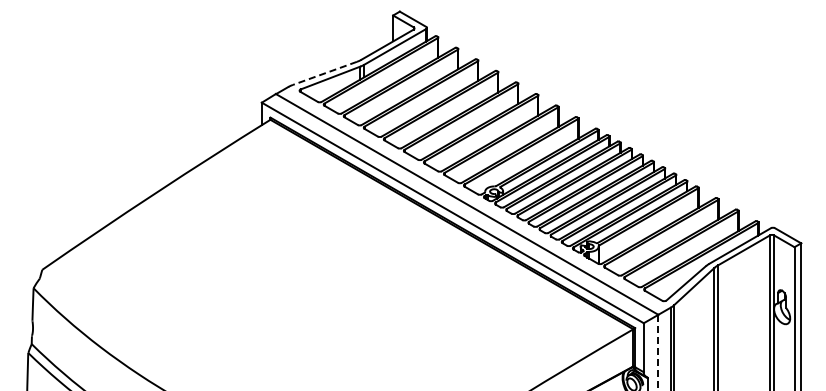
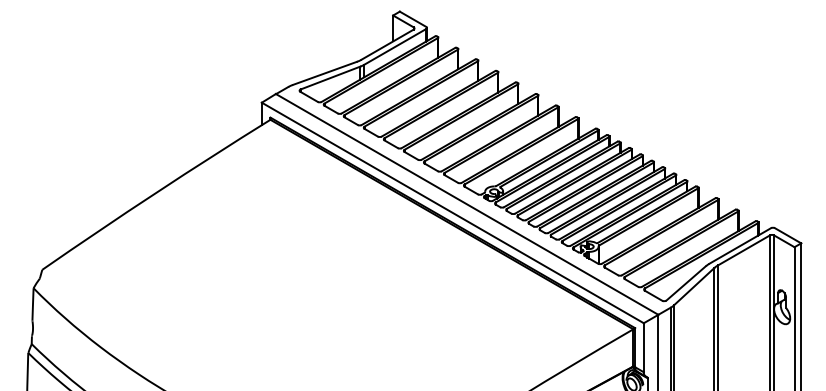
line: dashed -> solid (324, 73)
line: dashed -> solid (658, 352)
